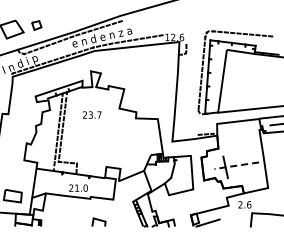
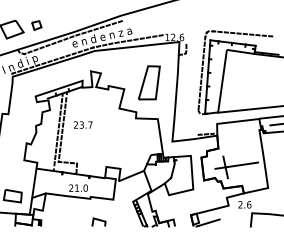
part: none -> present (149, 82)
text position: (92, 114) -> (83, 124) (83, 124)
line: dashed -> solid (235, 165)
